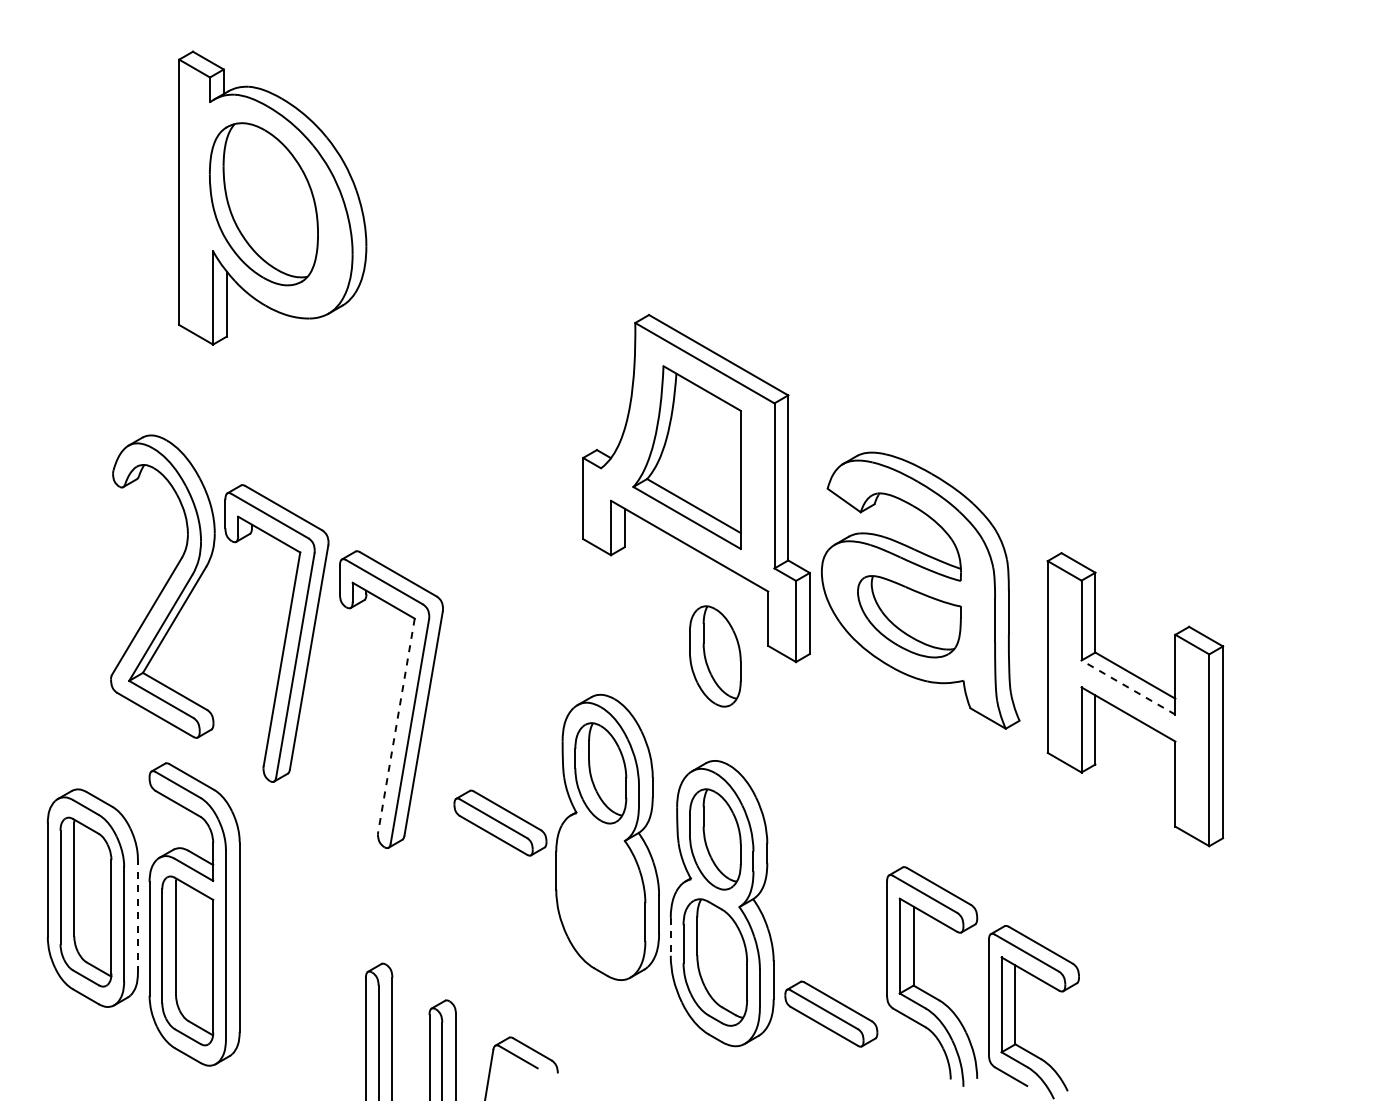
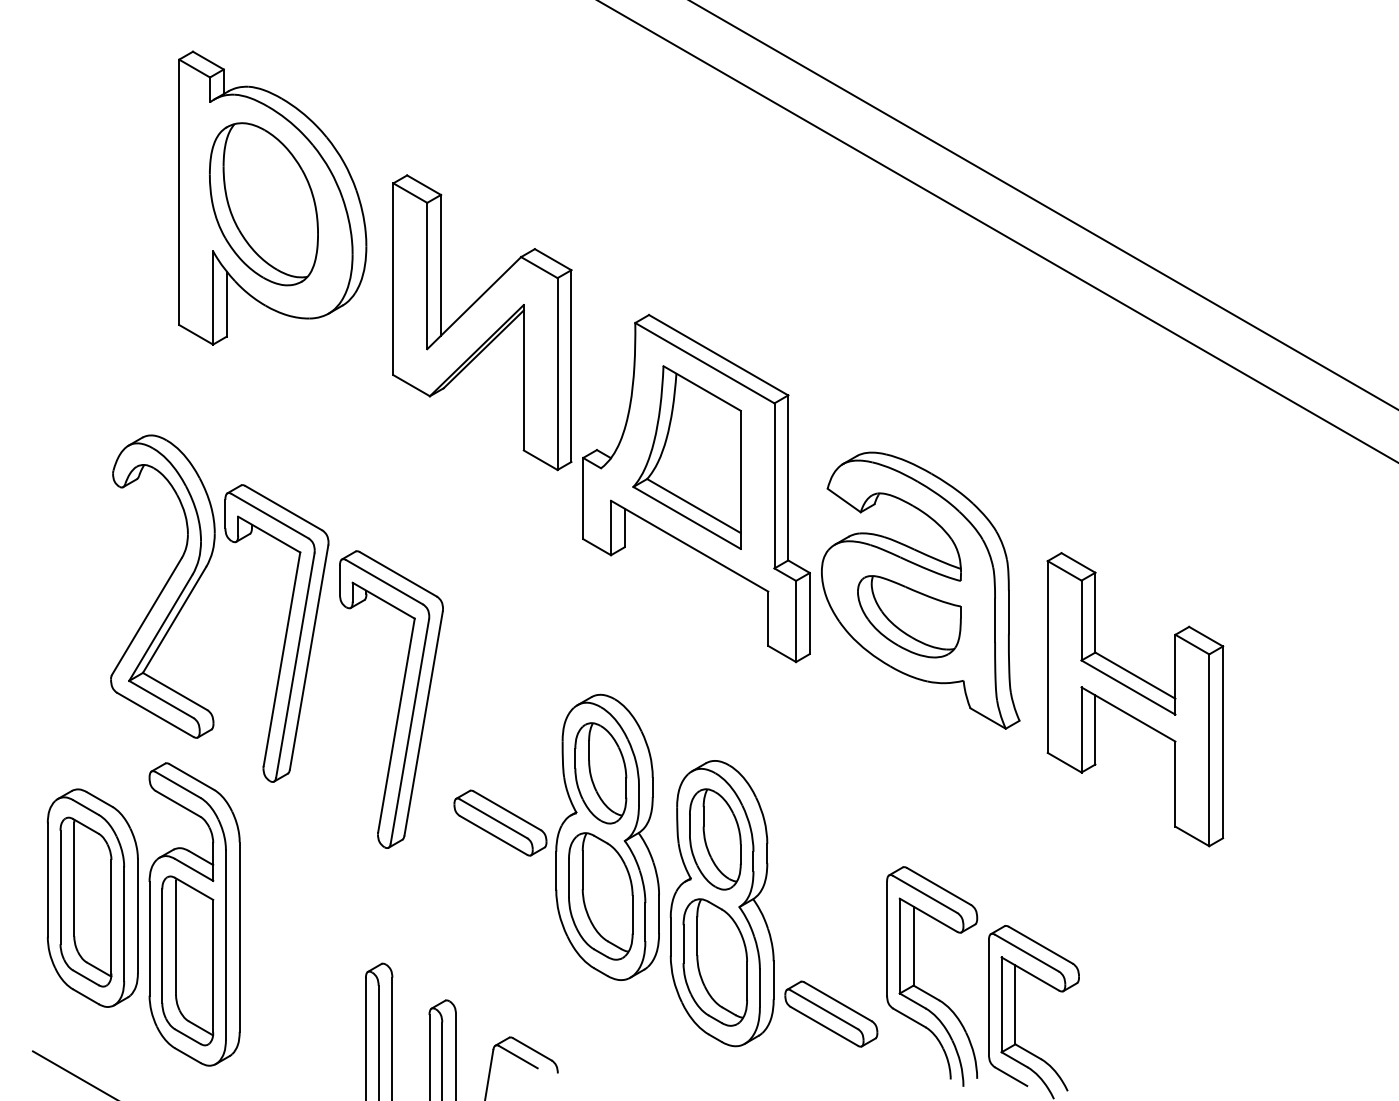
line: none -> present (1043, 205)
line: none -> present (997, 231)
part: none -> present (482, 322)
part: present -> none (715, 656)
line: dashed -> solid (1128, 687)
line: dashed -> solid (396, 725)
part: none -> present (600, 896)
line: dashed -> solid (137, 916)
line: dashed -> solid (670, 936)
line: none -> present (72, 1074)
